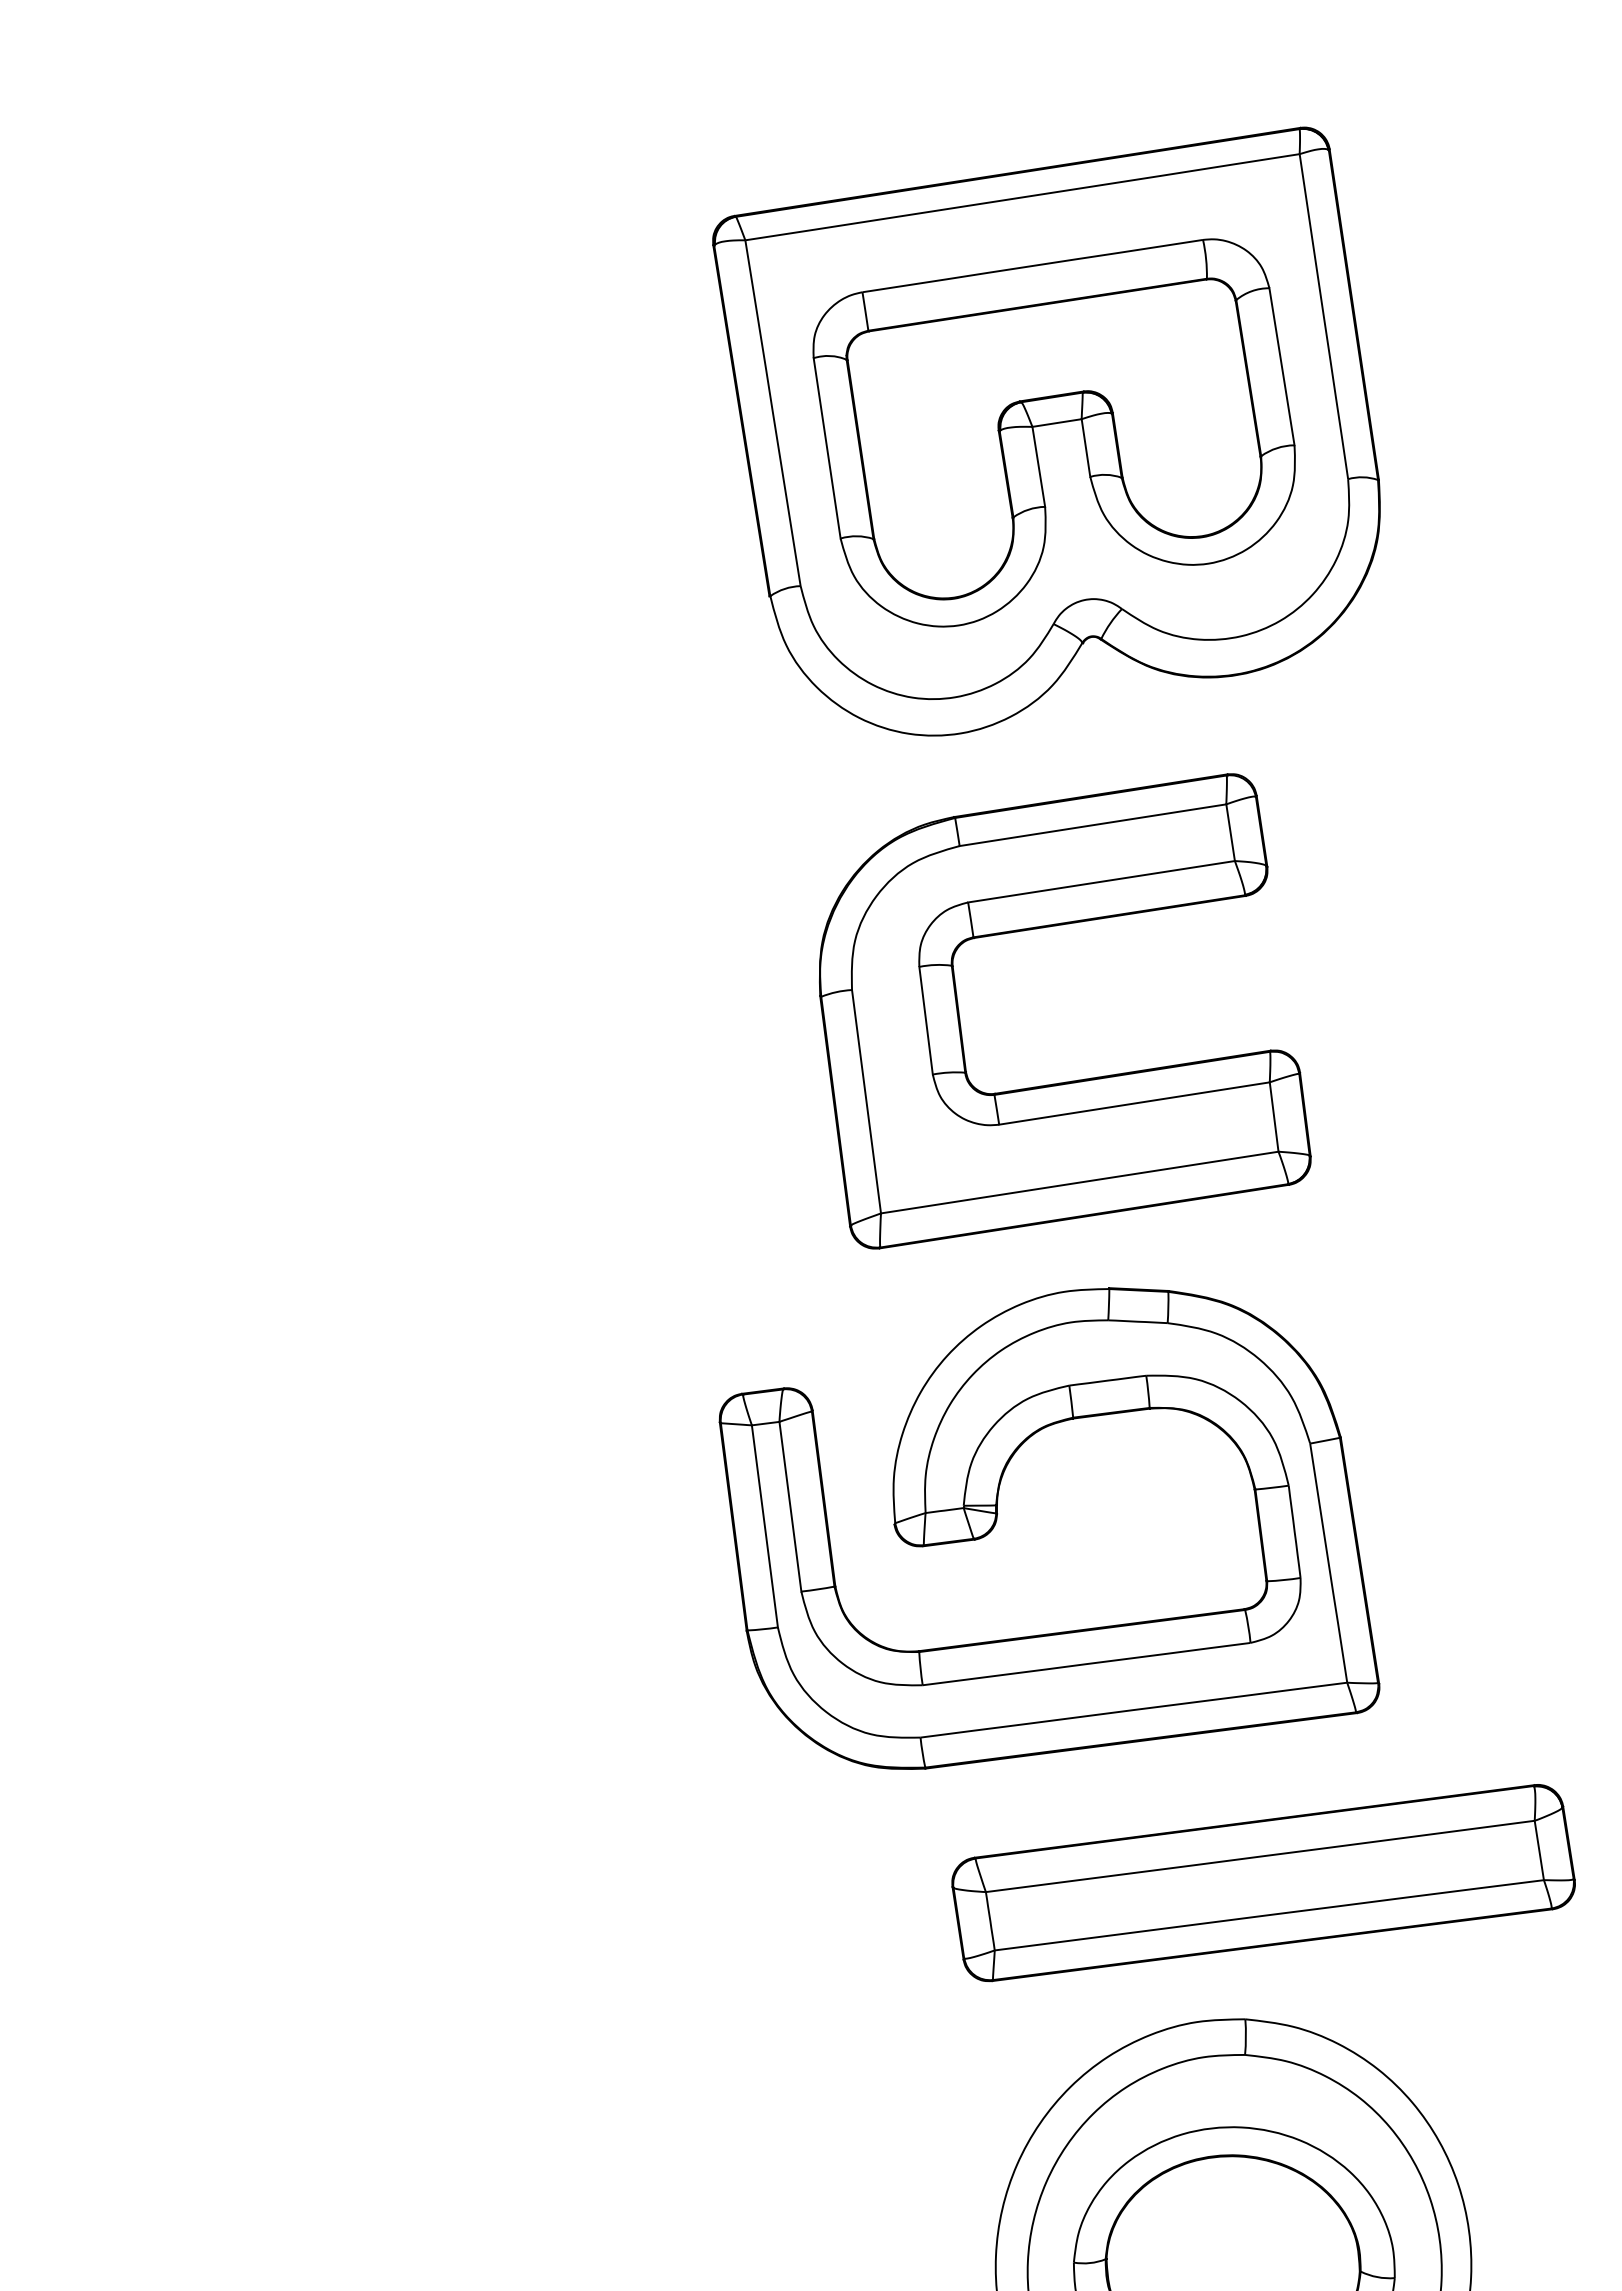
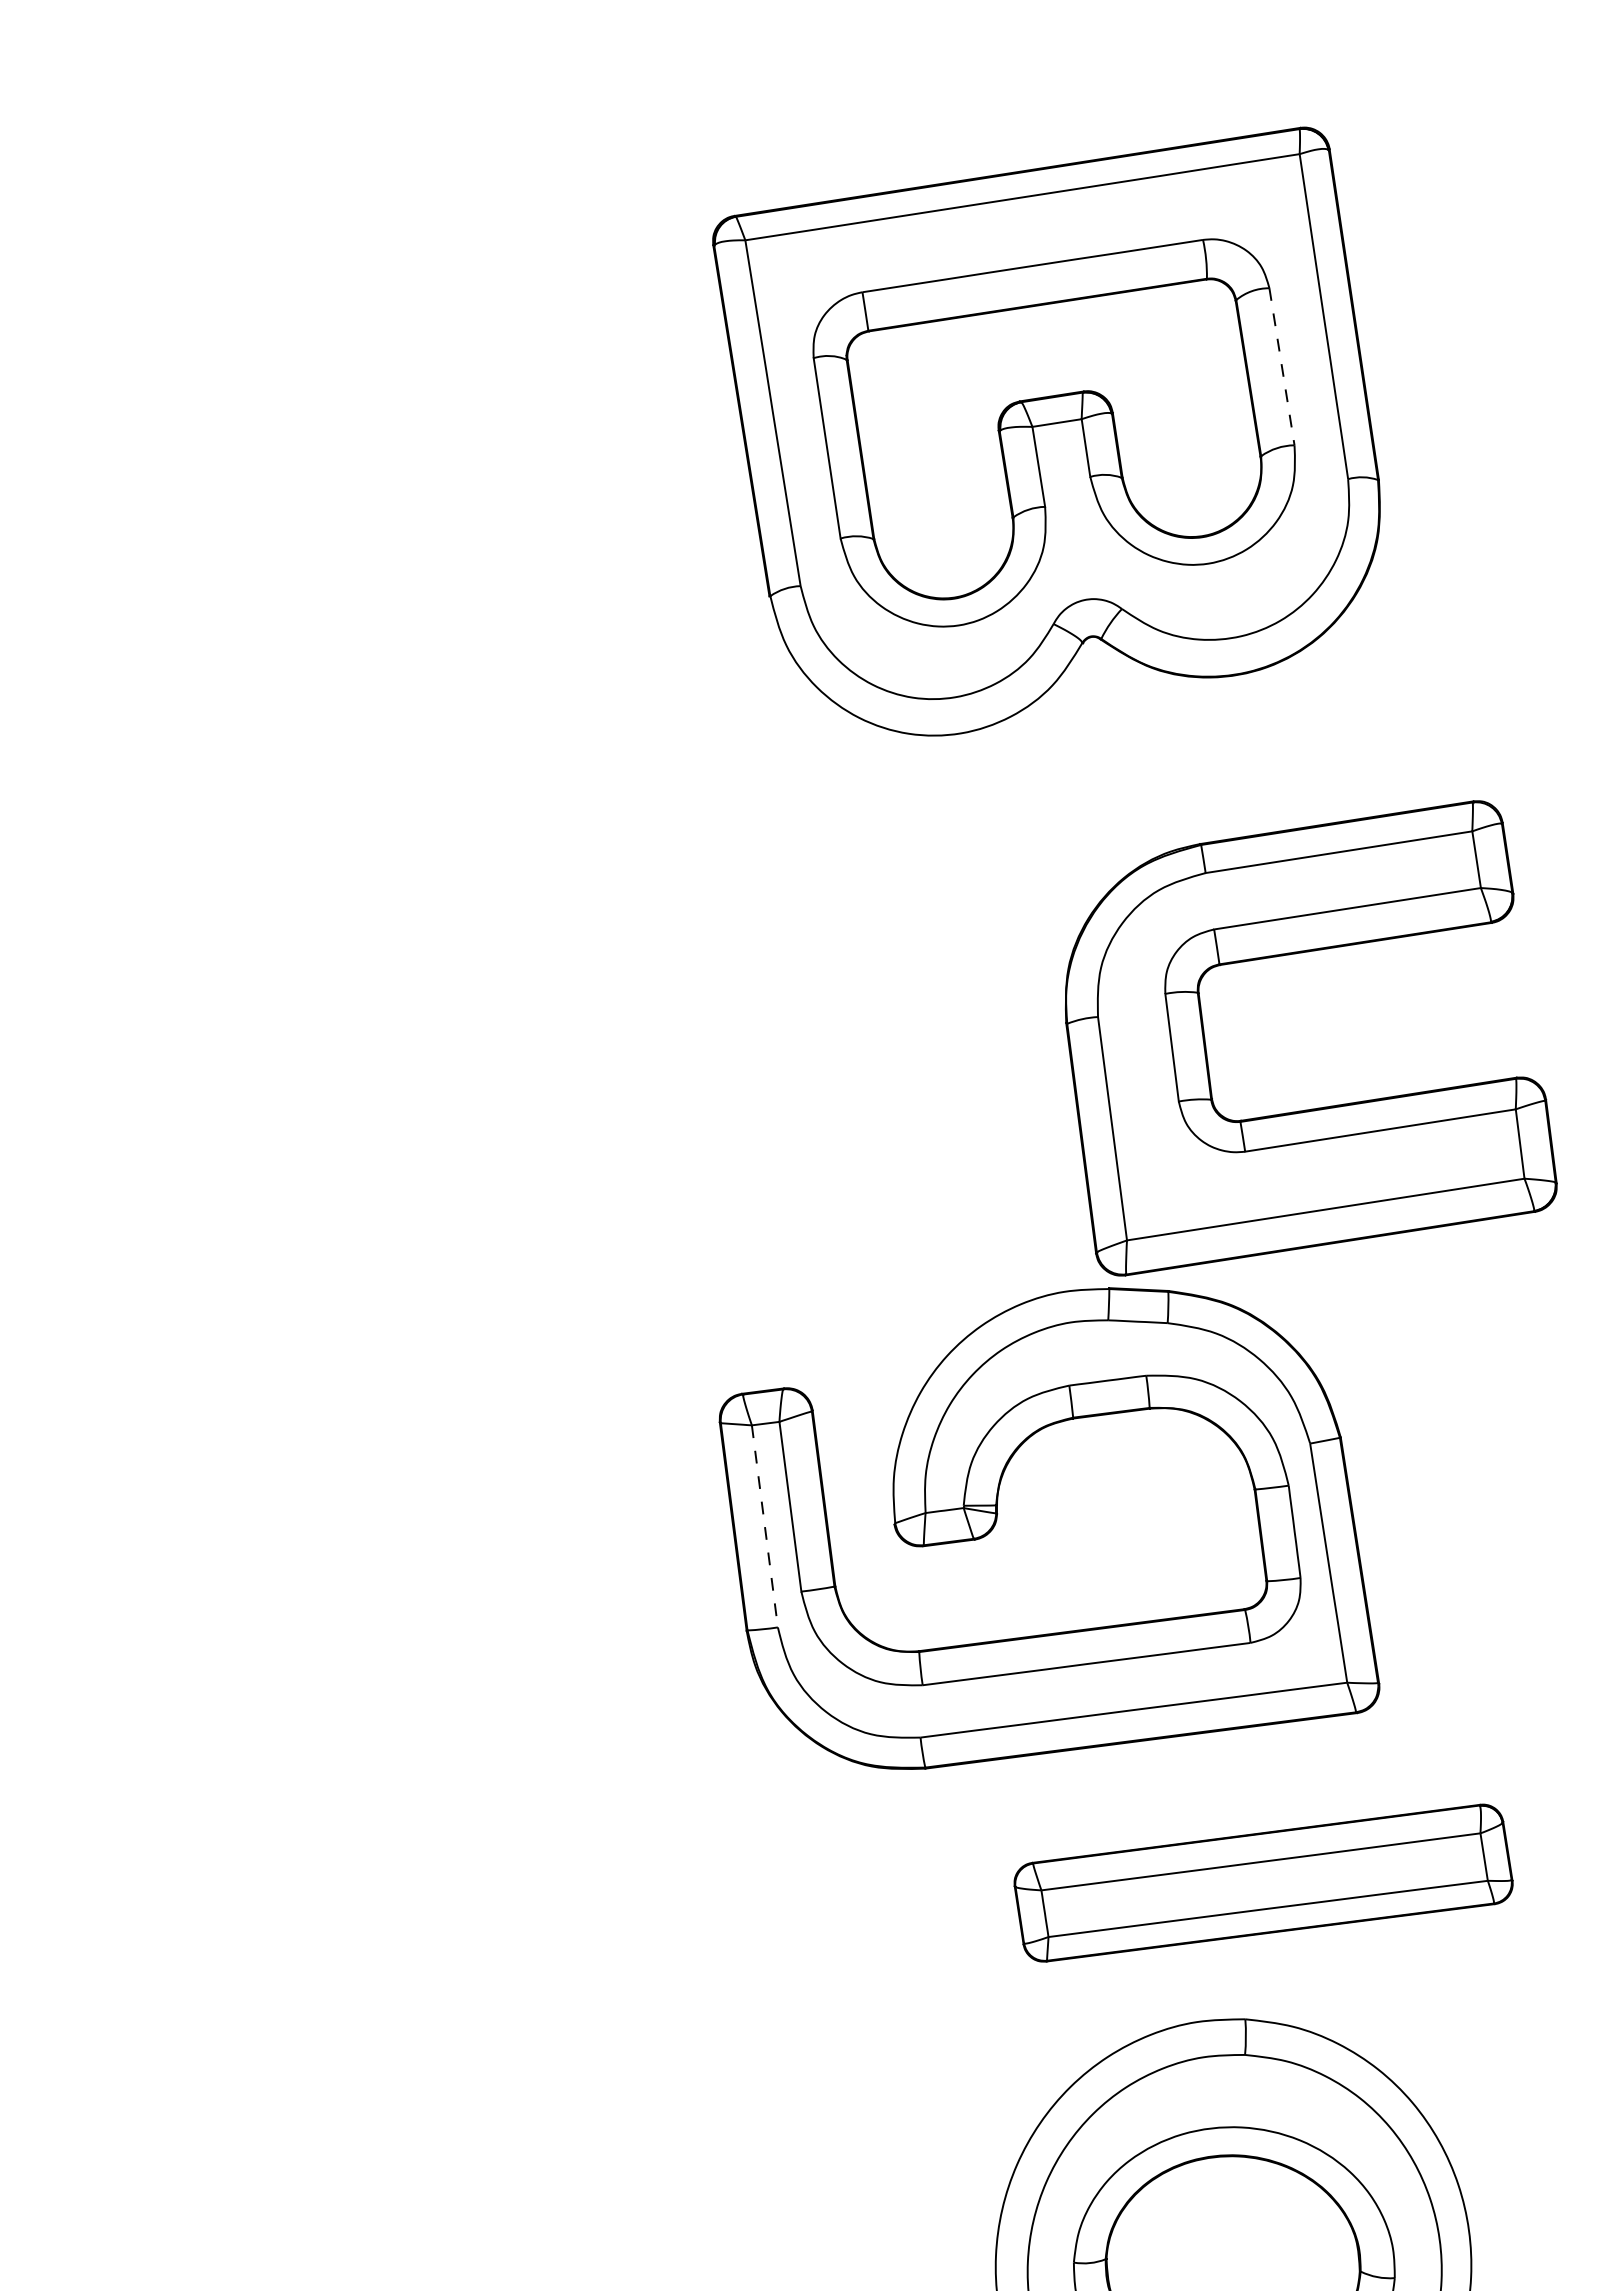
line: solid -> dashed (1281, 366)
part position: (1078, 1079) -> (1324, 1106) (1324, 1106)
line: solid -> dashed (764, 1526)
part size: 625x199 px -> 501x160 px (1263, 1882)
